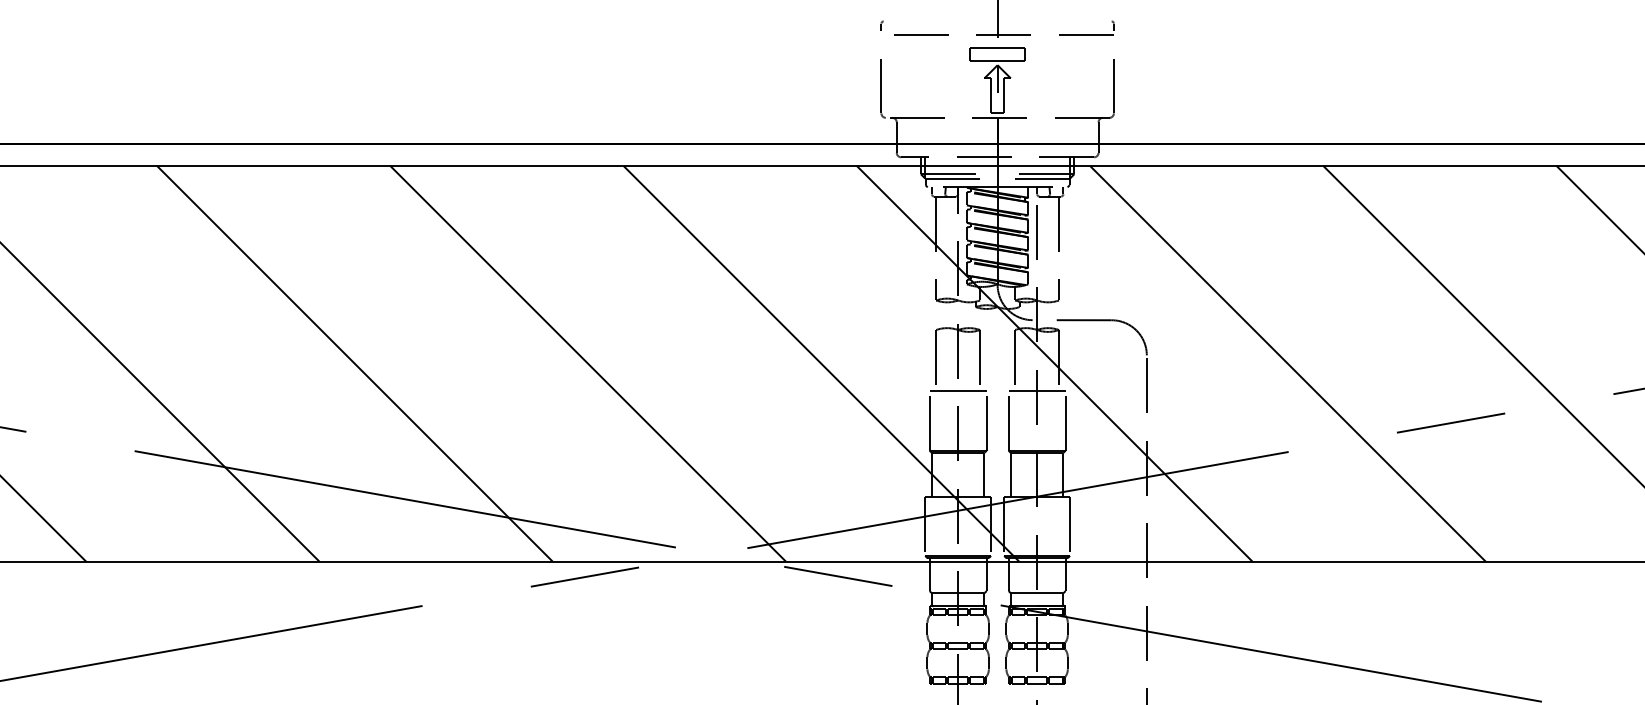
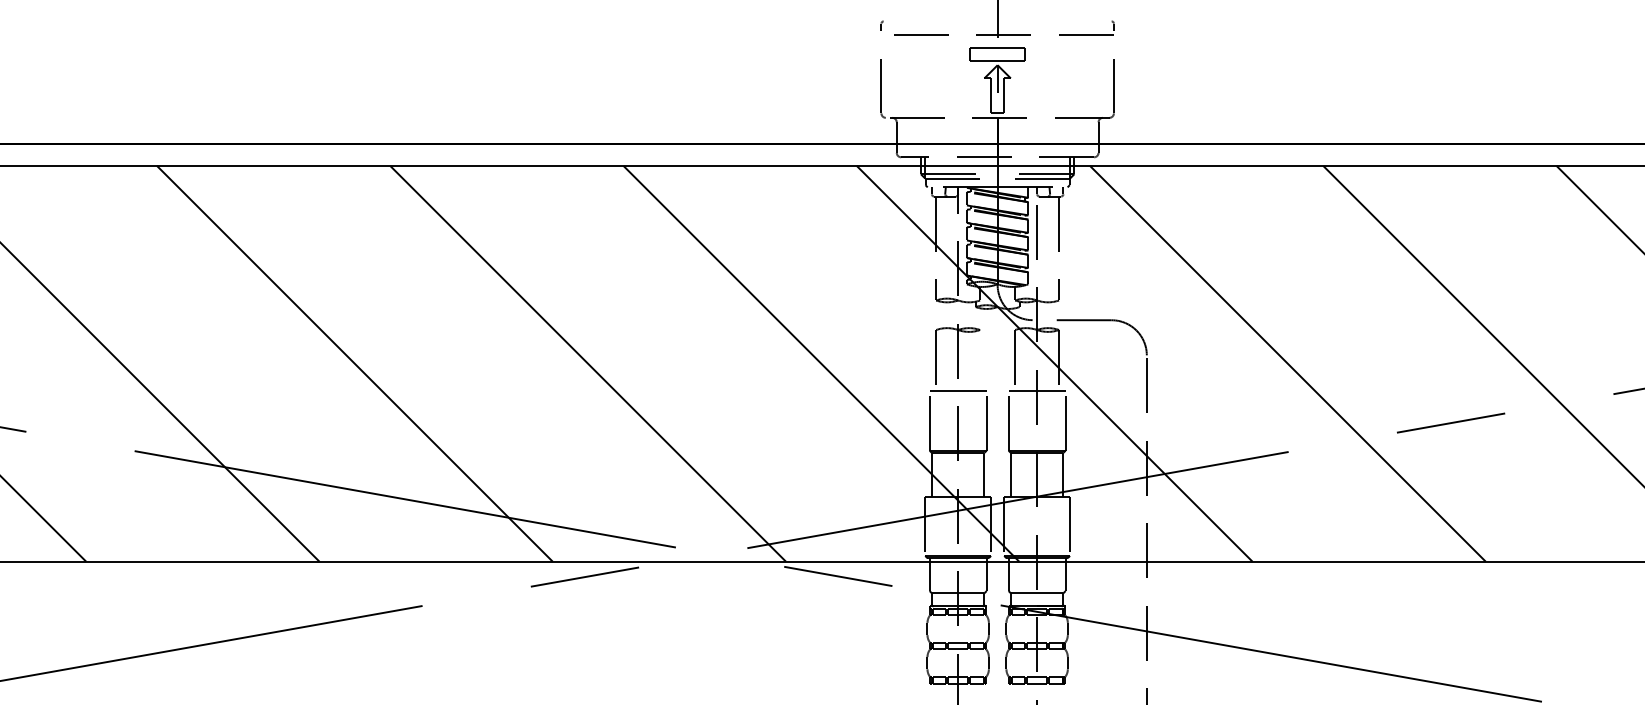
line: present -> none (980, 360)
